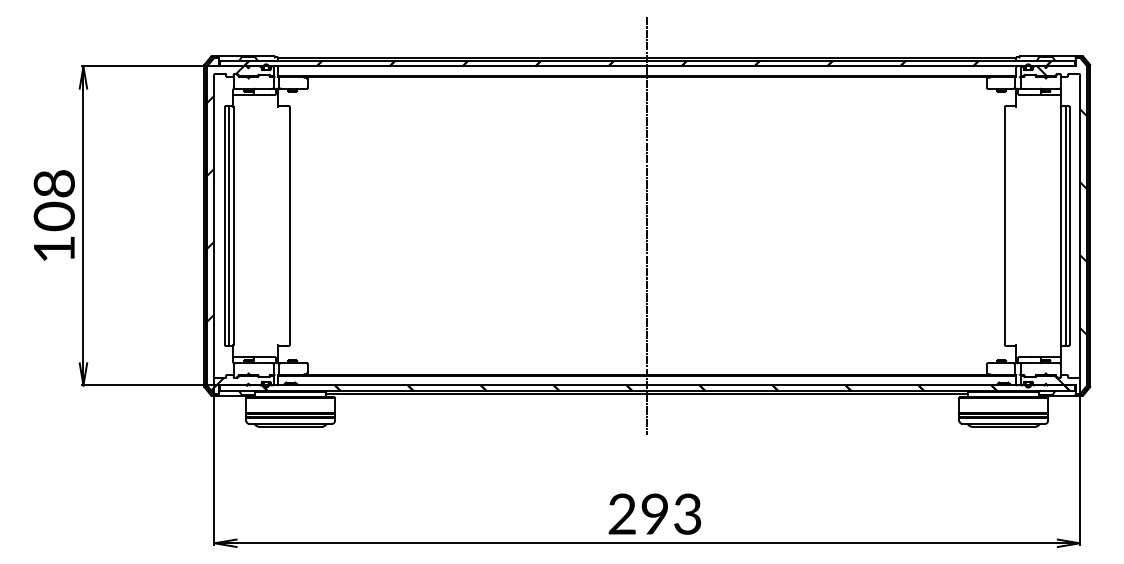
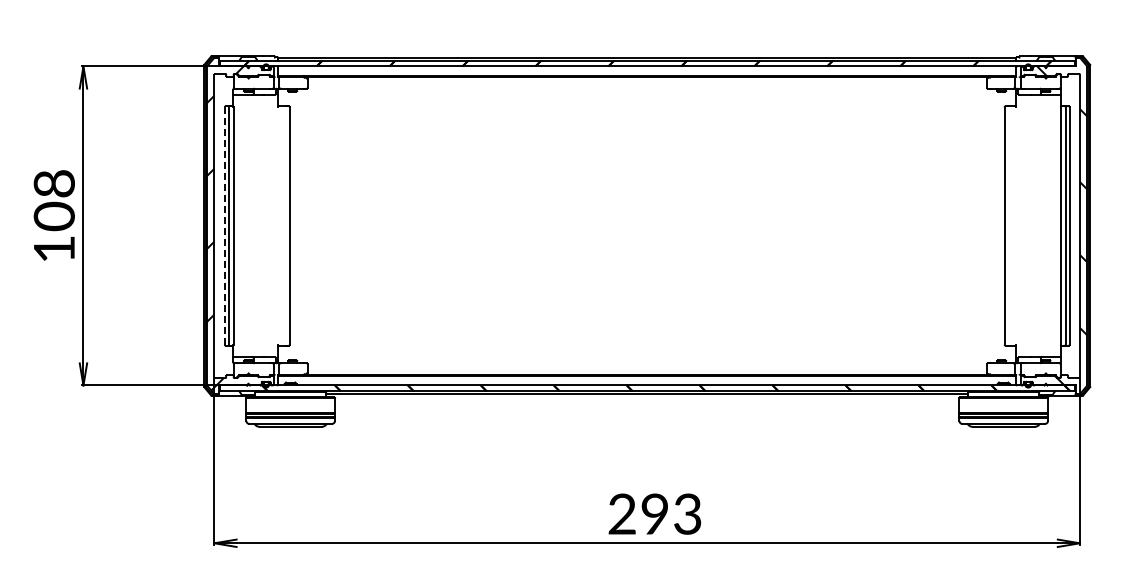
line: solid -> dashed (224, 225)
line: present -> none (647, 225)
